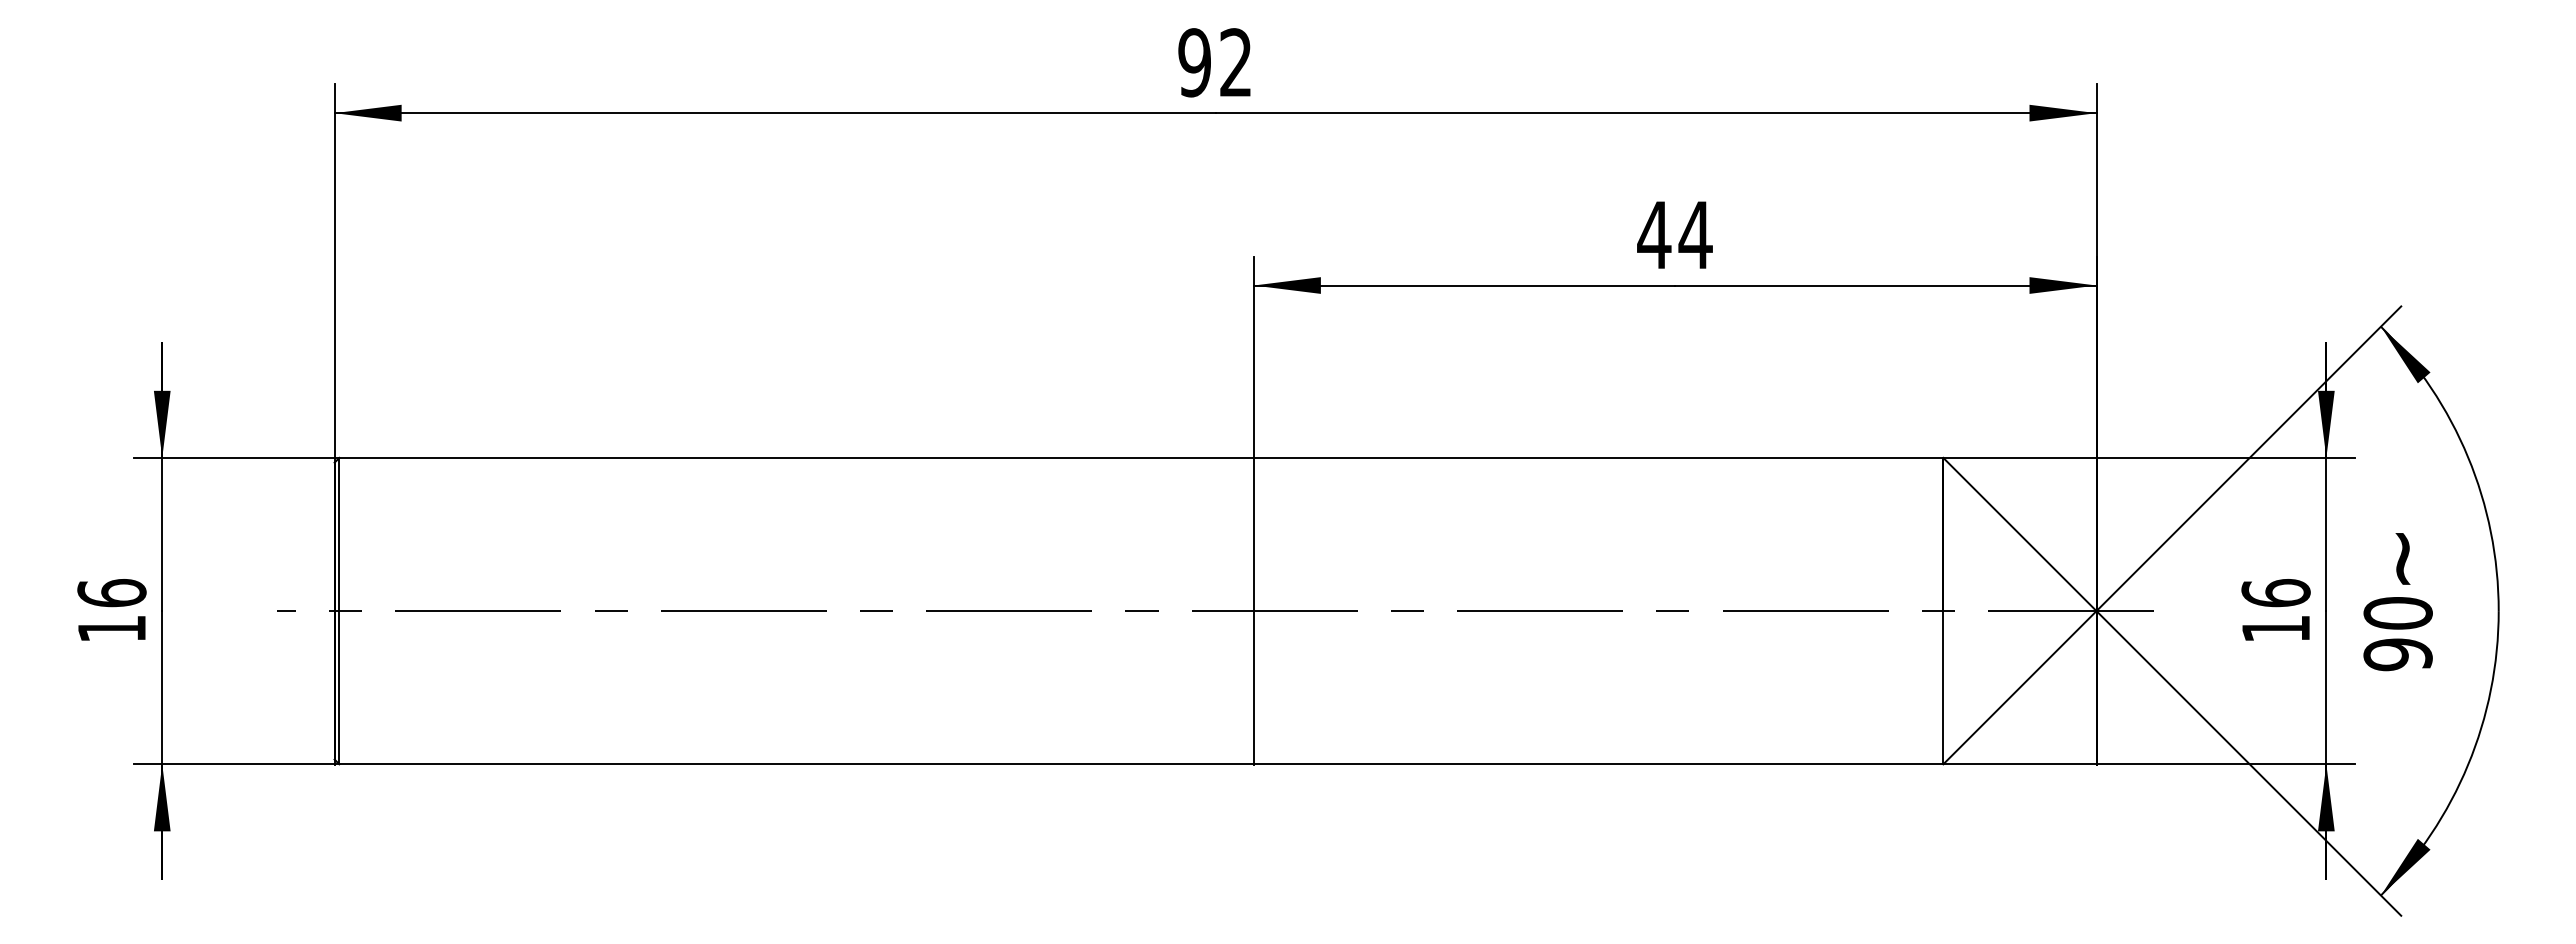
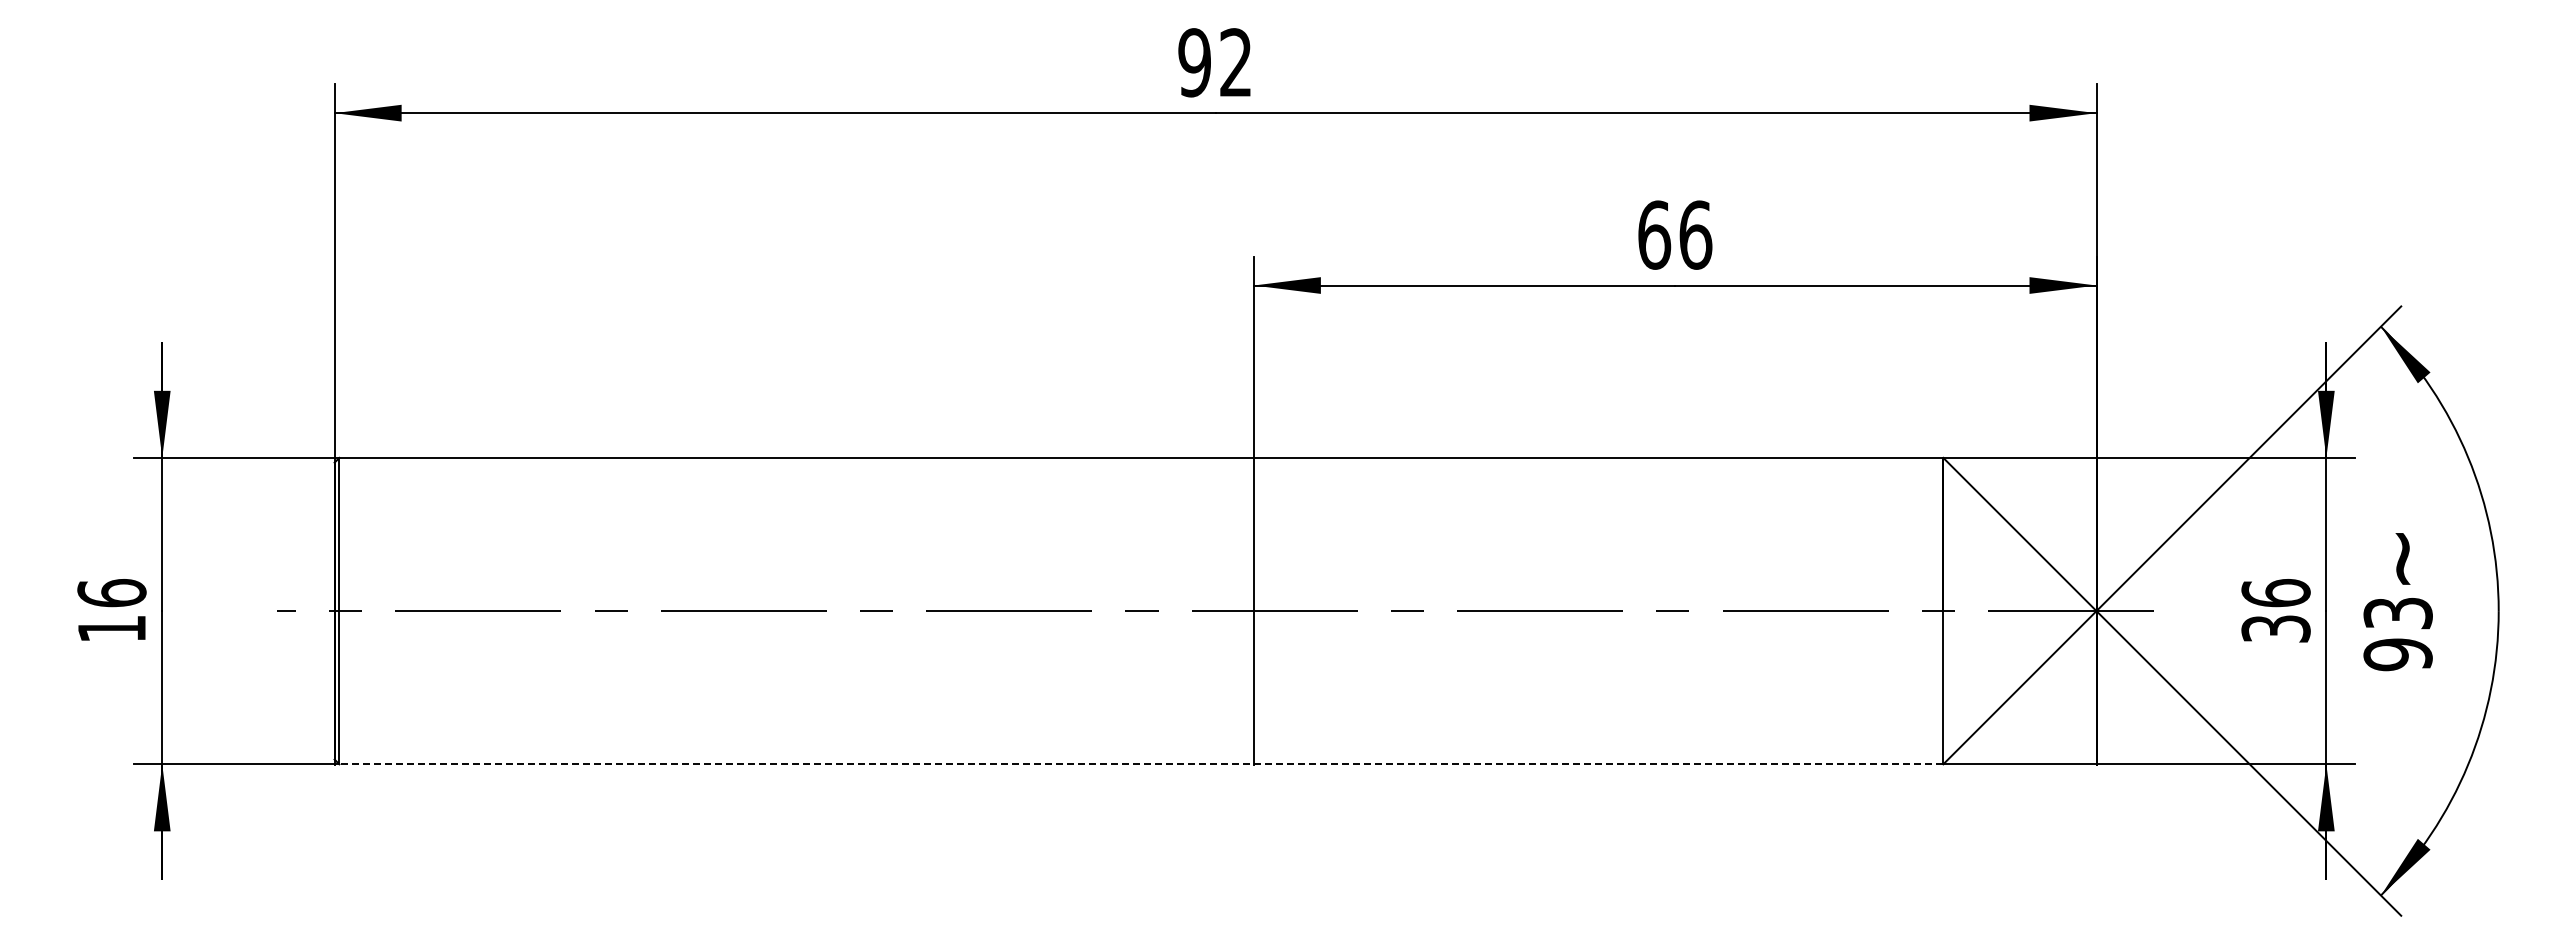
text: 44 -> 66 (1674, 234)
text: 90 -> 93 (2397, 613)
text: 16 -> 36 (2275, 628)
line: solid -> dashed (1141, 764)
